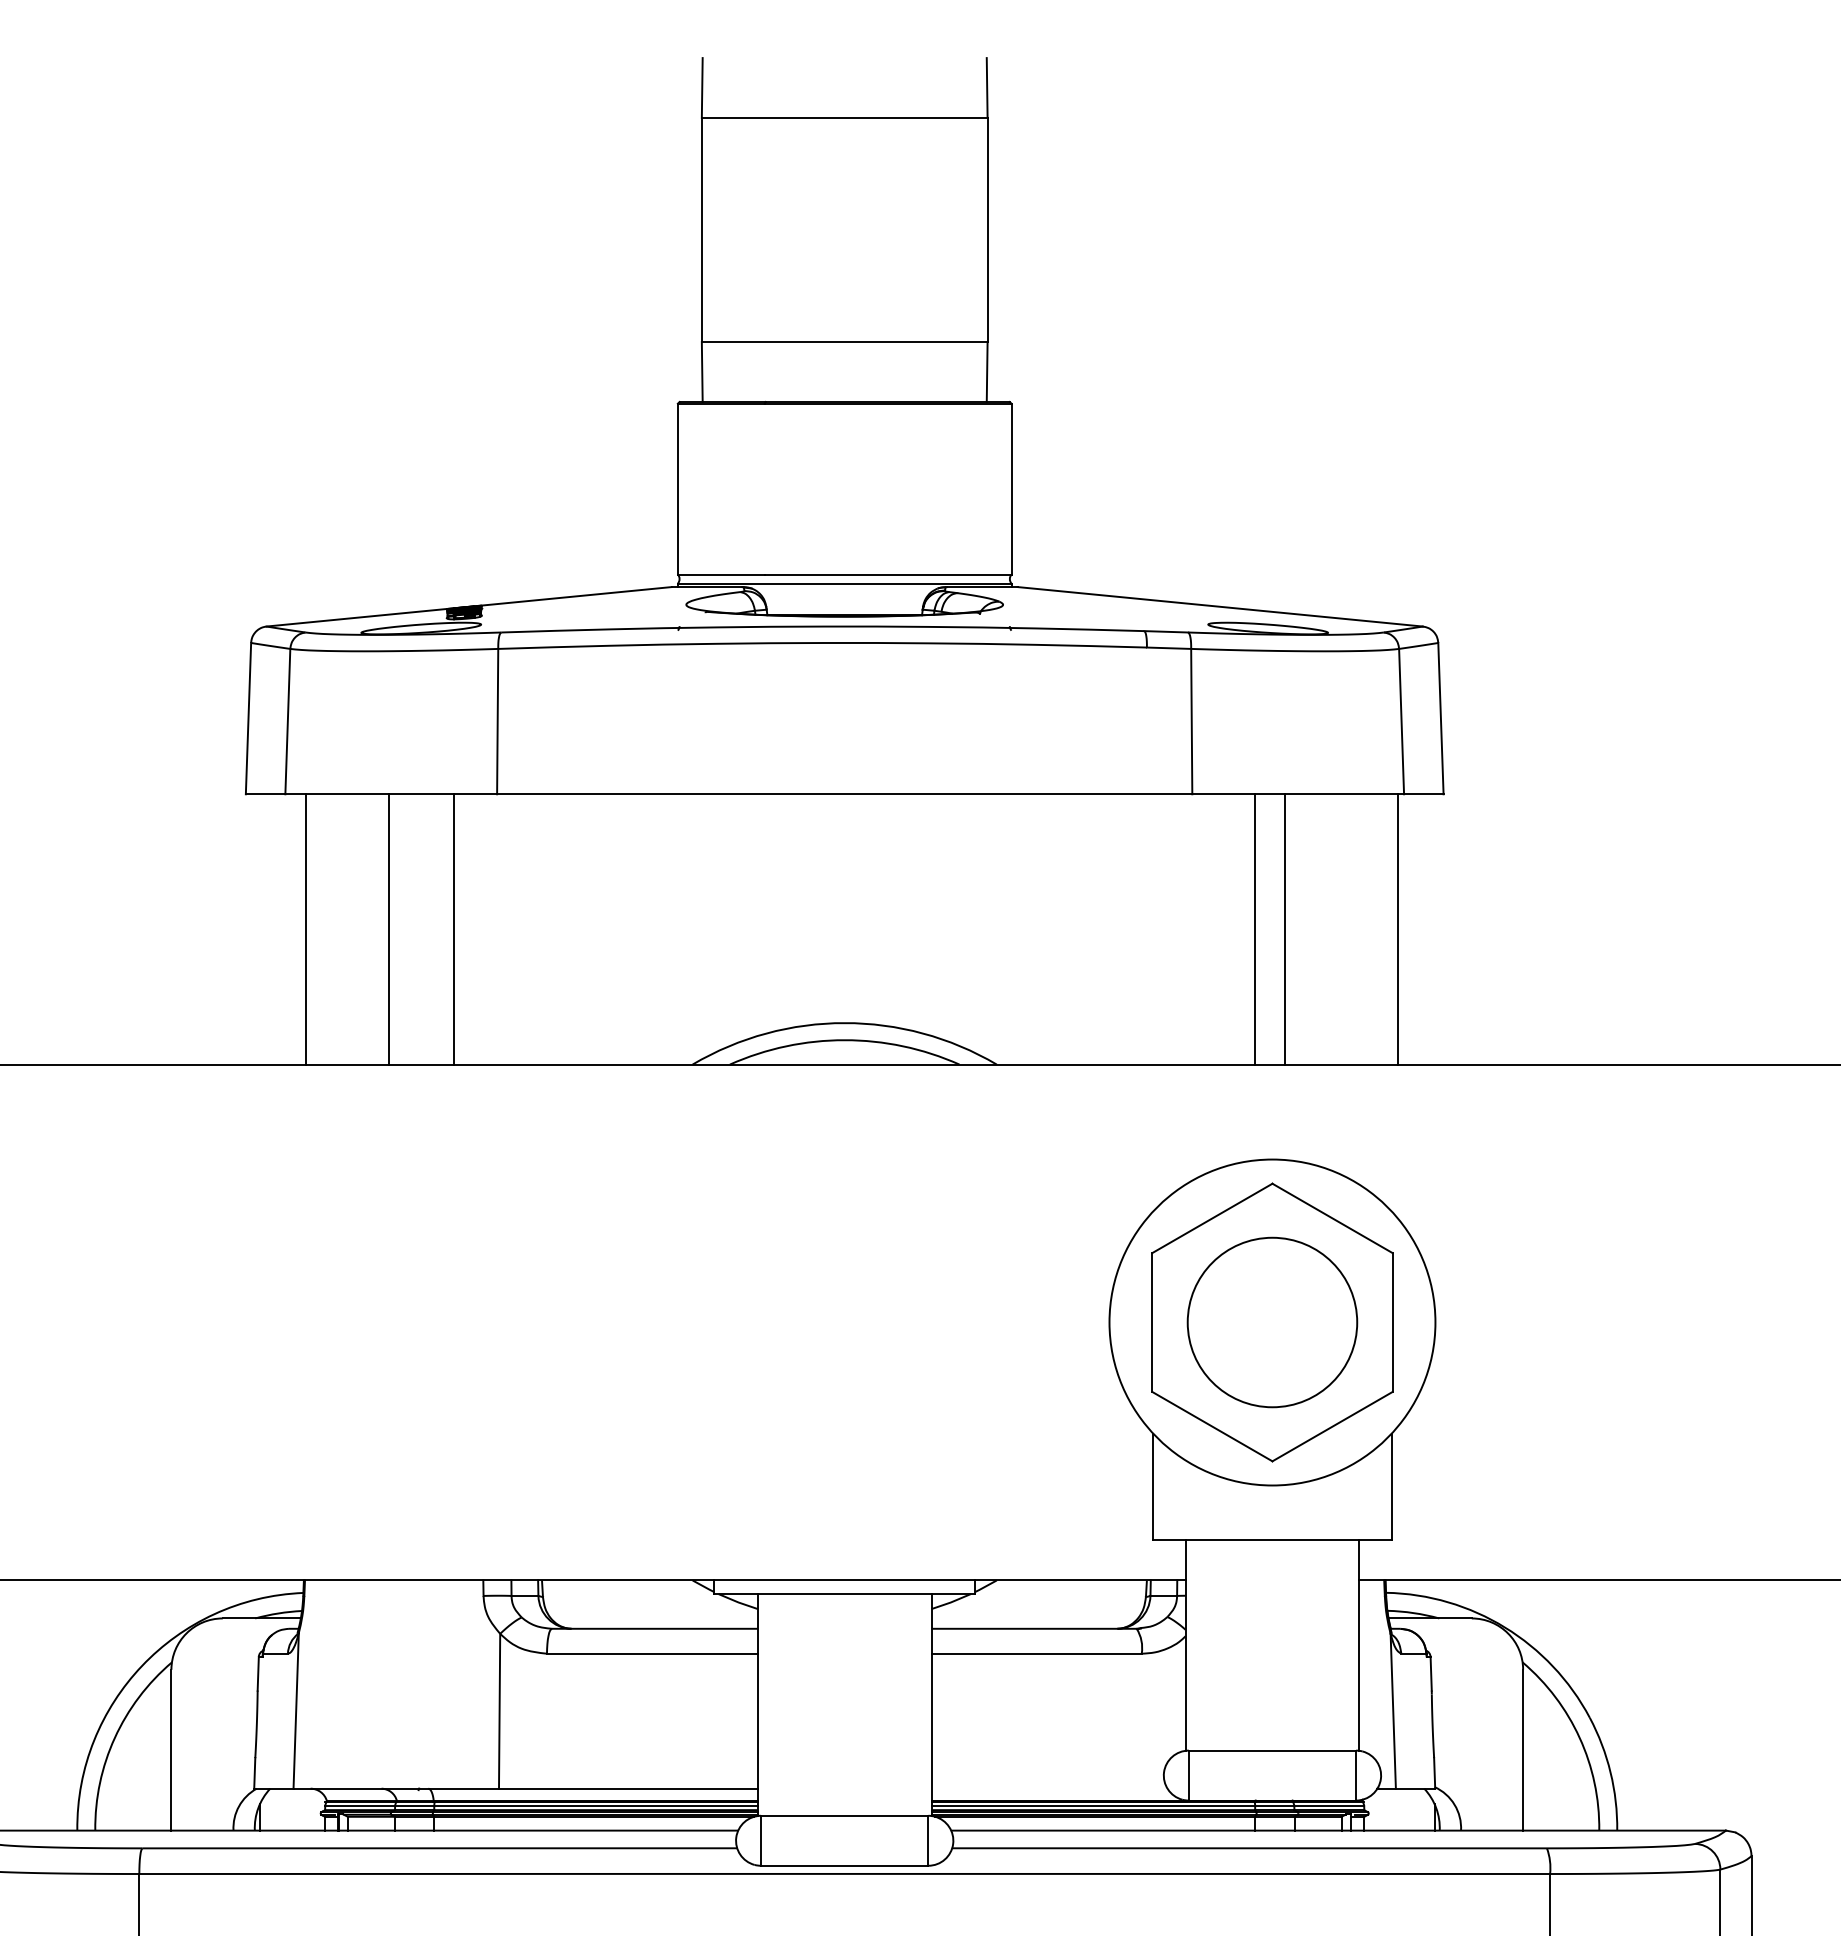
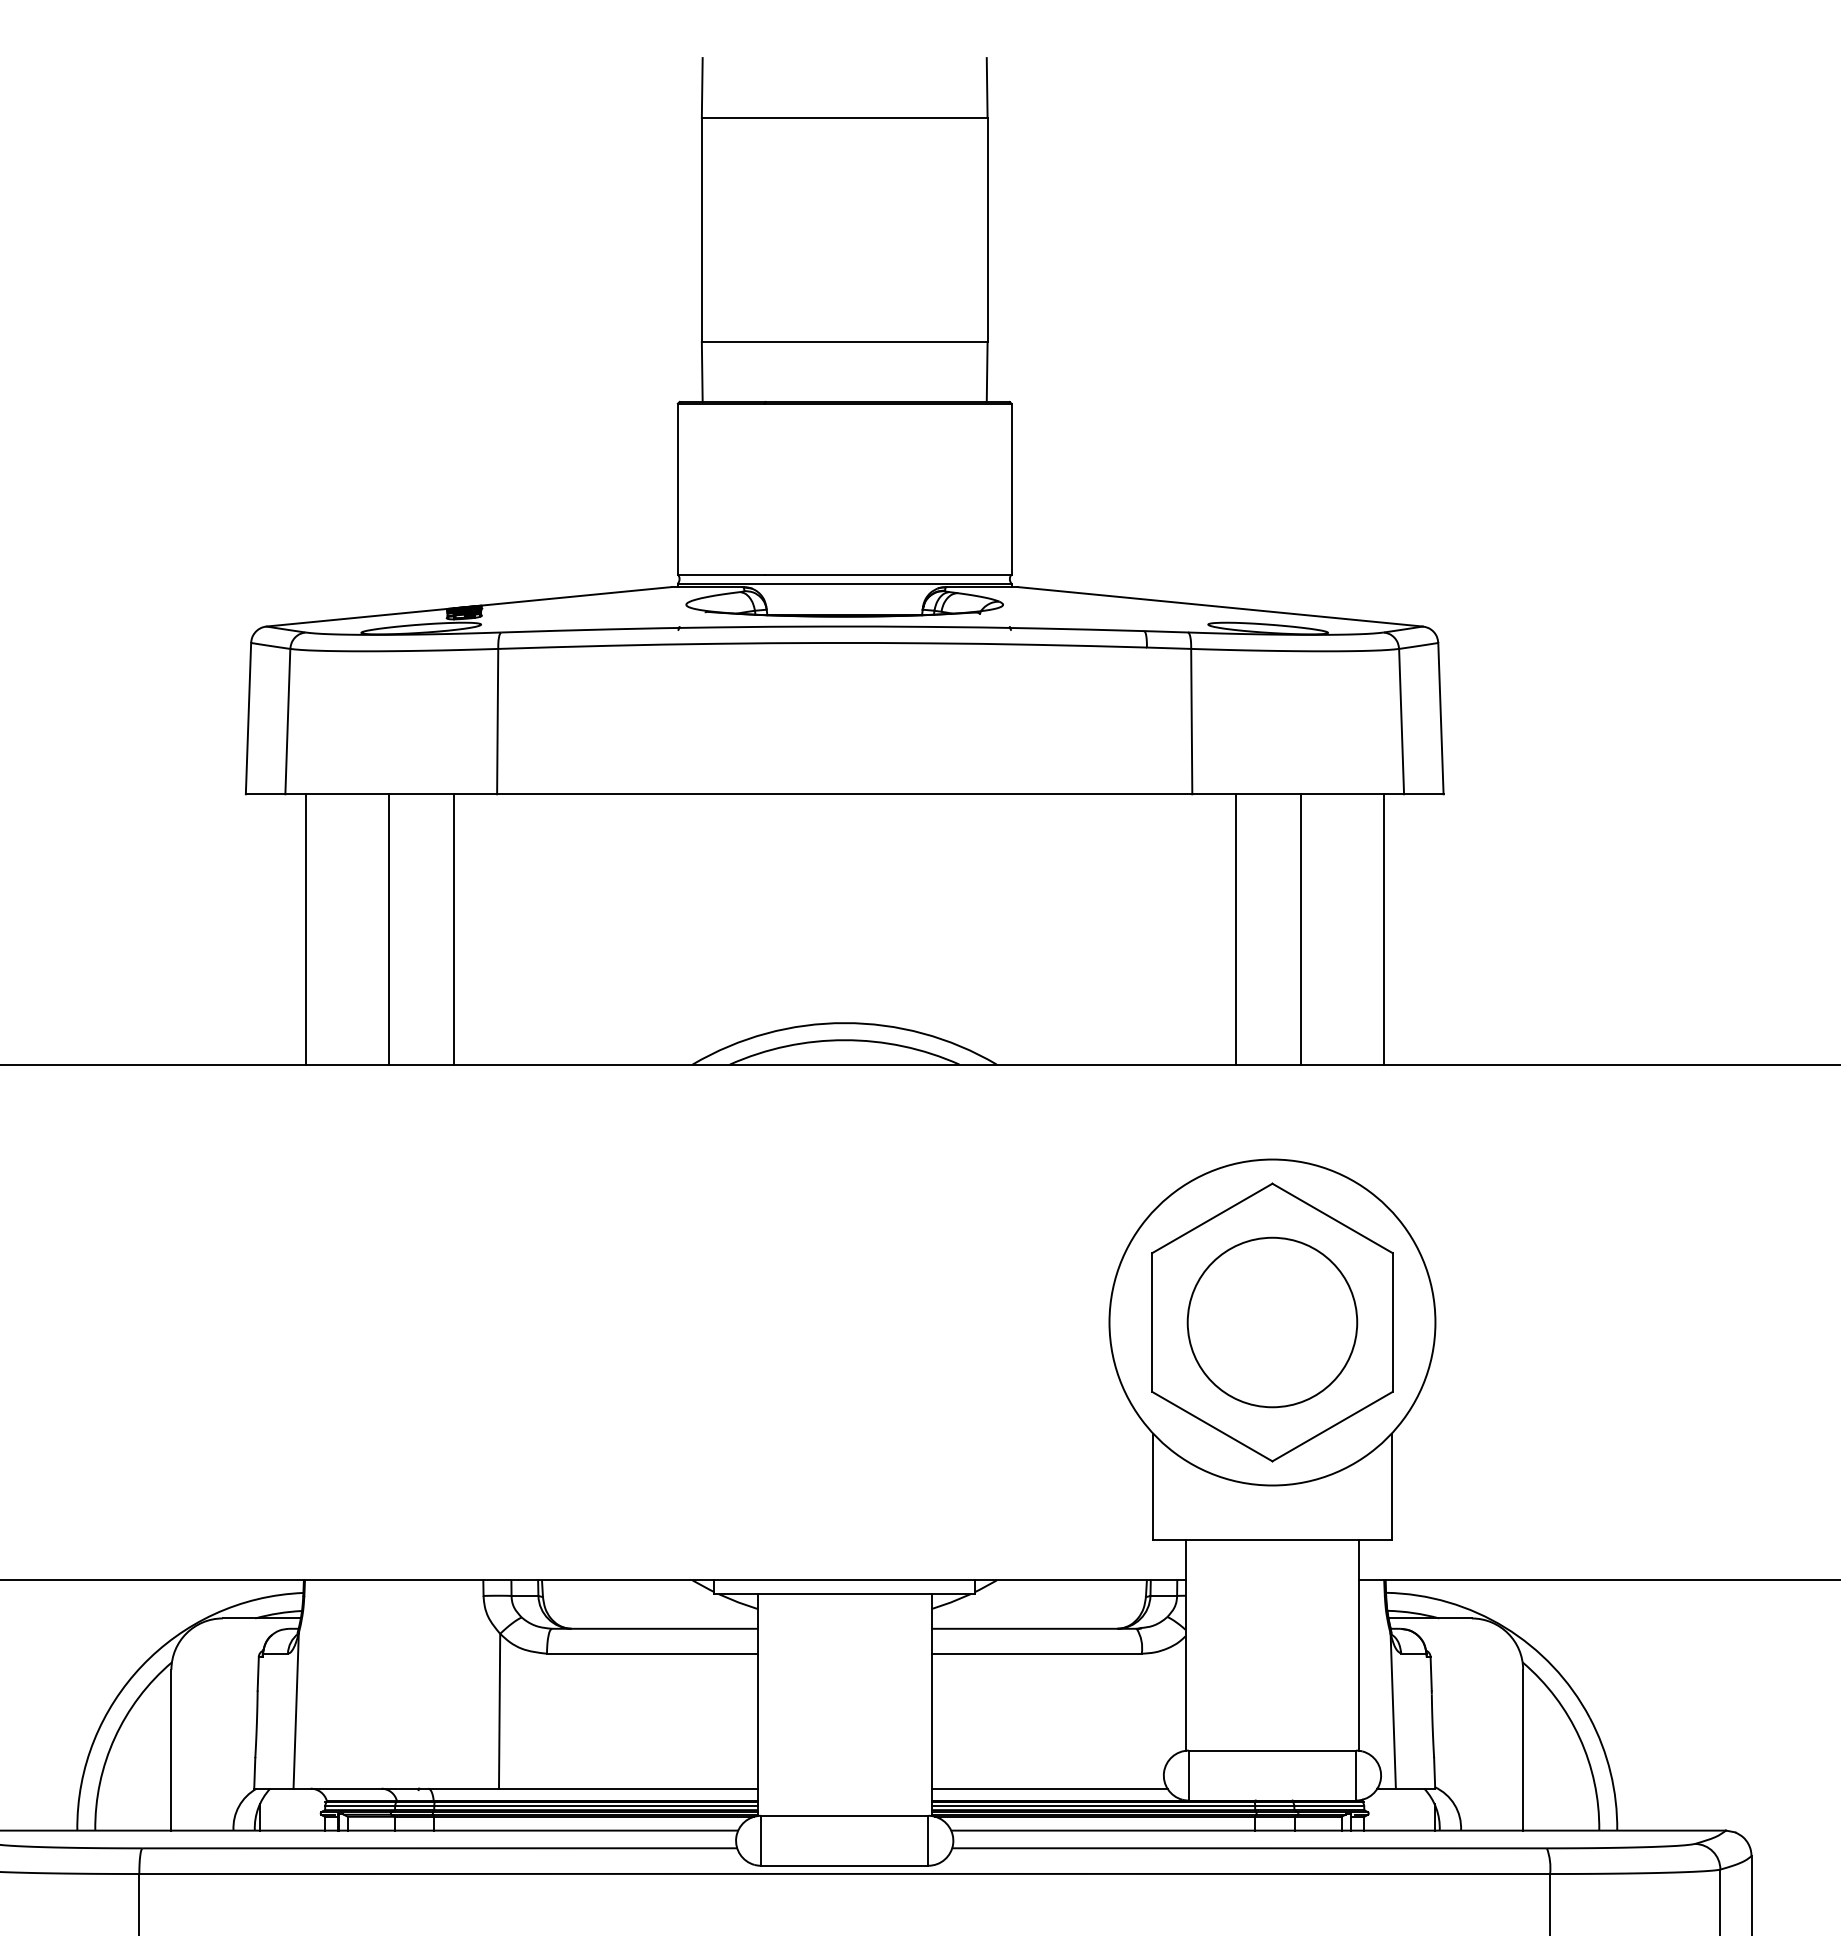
line position: (1254, 929) -> (1235, 929) (1235, 929)
line position: (1284, 929) -> (1300, 929) (1300, 929)
line position: (1397, 929) -> (1383, 929) (1383, 929)
line: none -> present (1049, 1788)
